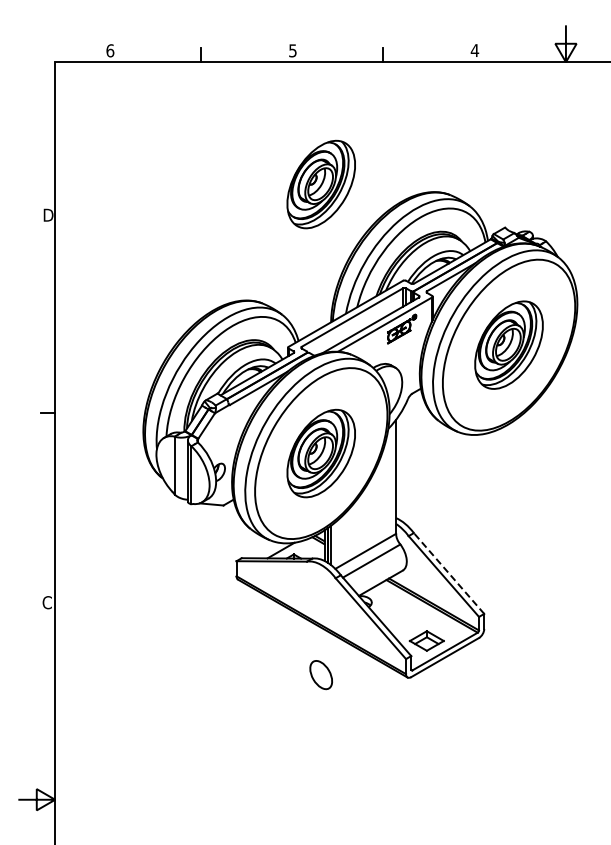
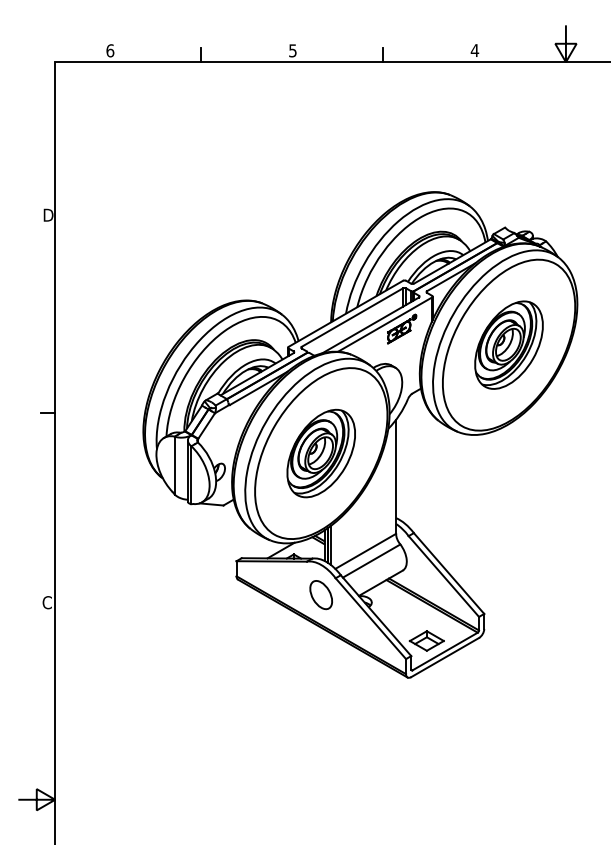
part: present -> none (320, 184)
line: dashed -> solid (449, 573)
part position: (320, 675) -> (320, 595) (320, 595)
